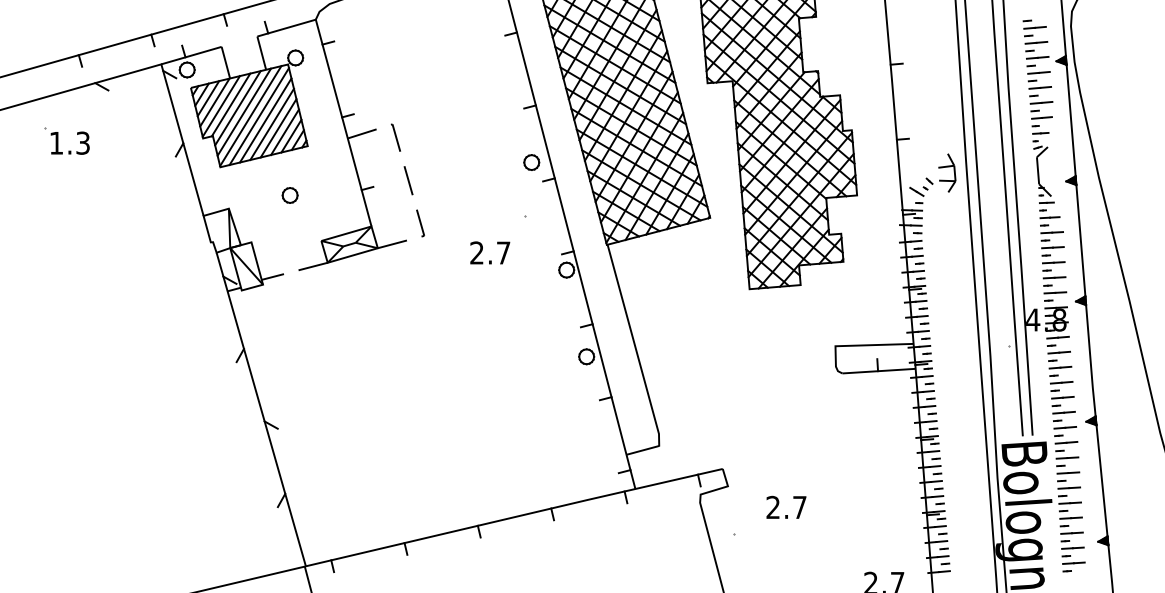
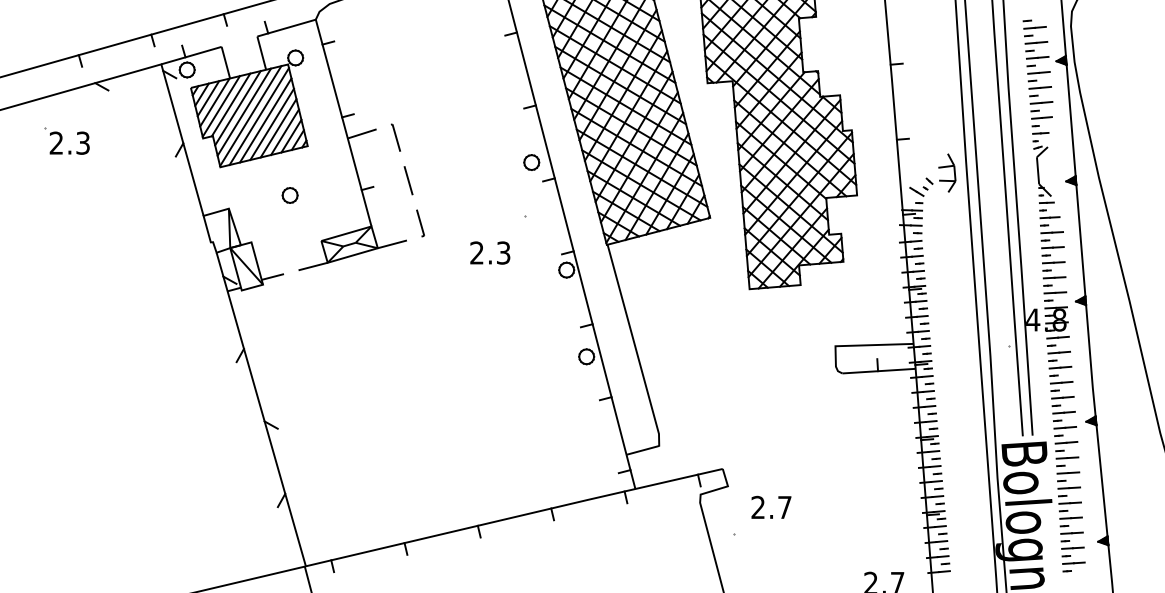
text: 1.3 -> 2.3 (55, 142)
text: 2.7 -> 2.3 (503, 252)
text position: (786, 506) -> (771, 506) (771, 506)
